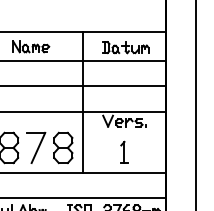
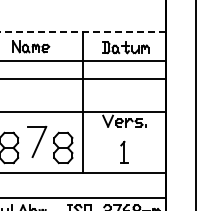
line: solid -> dashed (82, 31)
line position: (83, 86) -> (83, 79) (83, 79)
part position: (36, 147) -> (37, 141) (37, 141)
